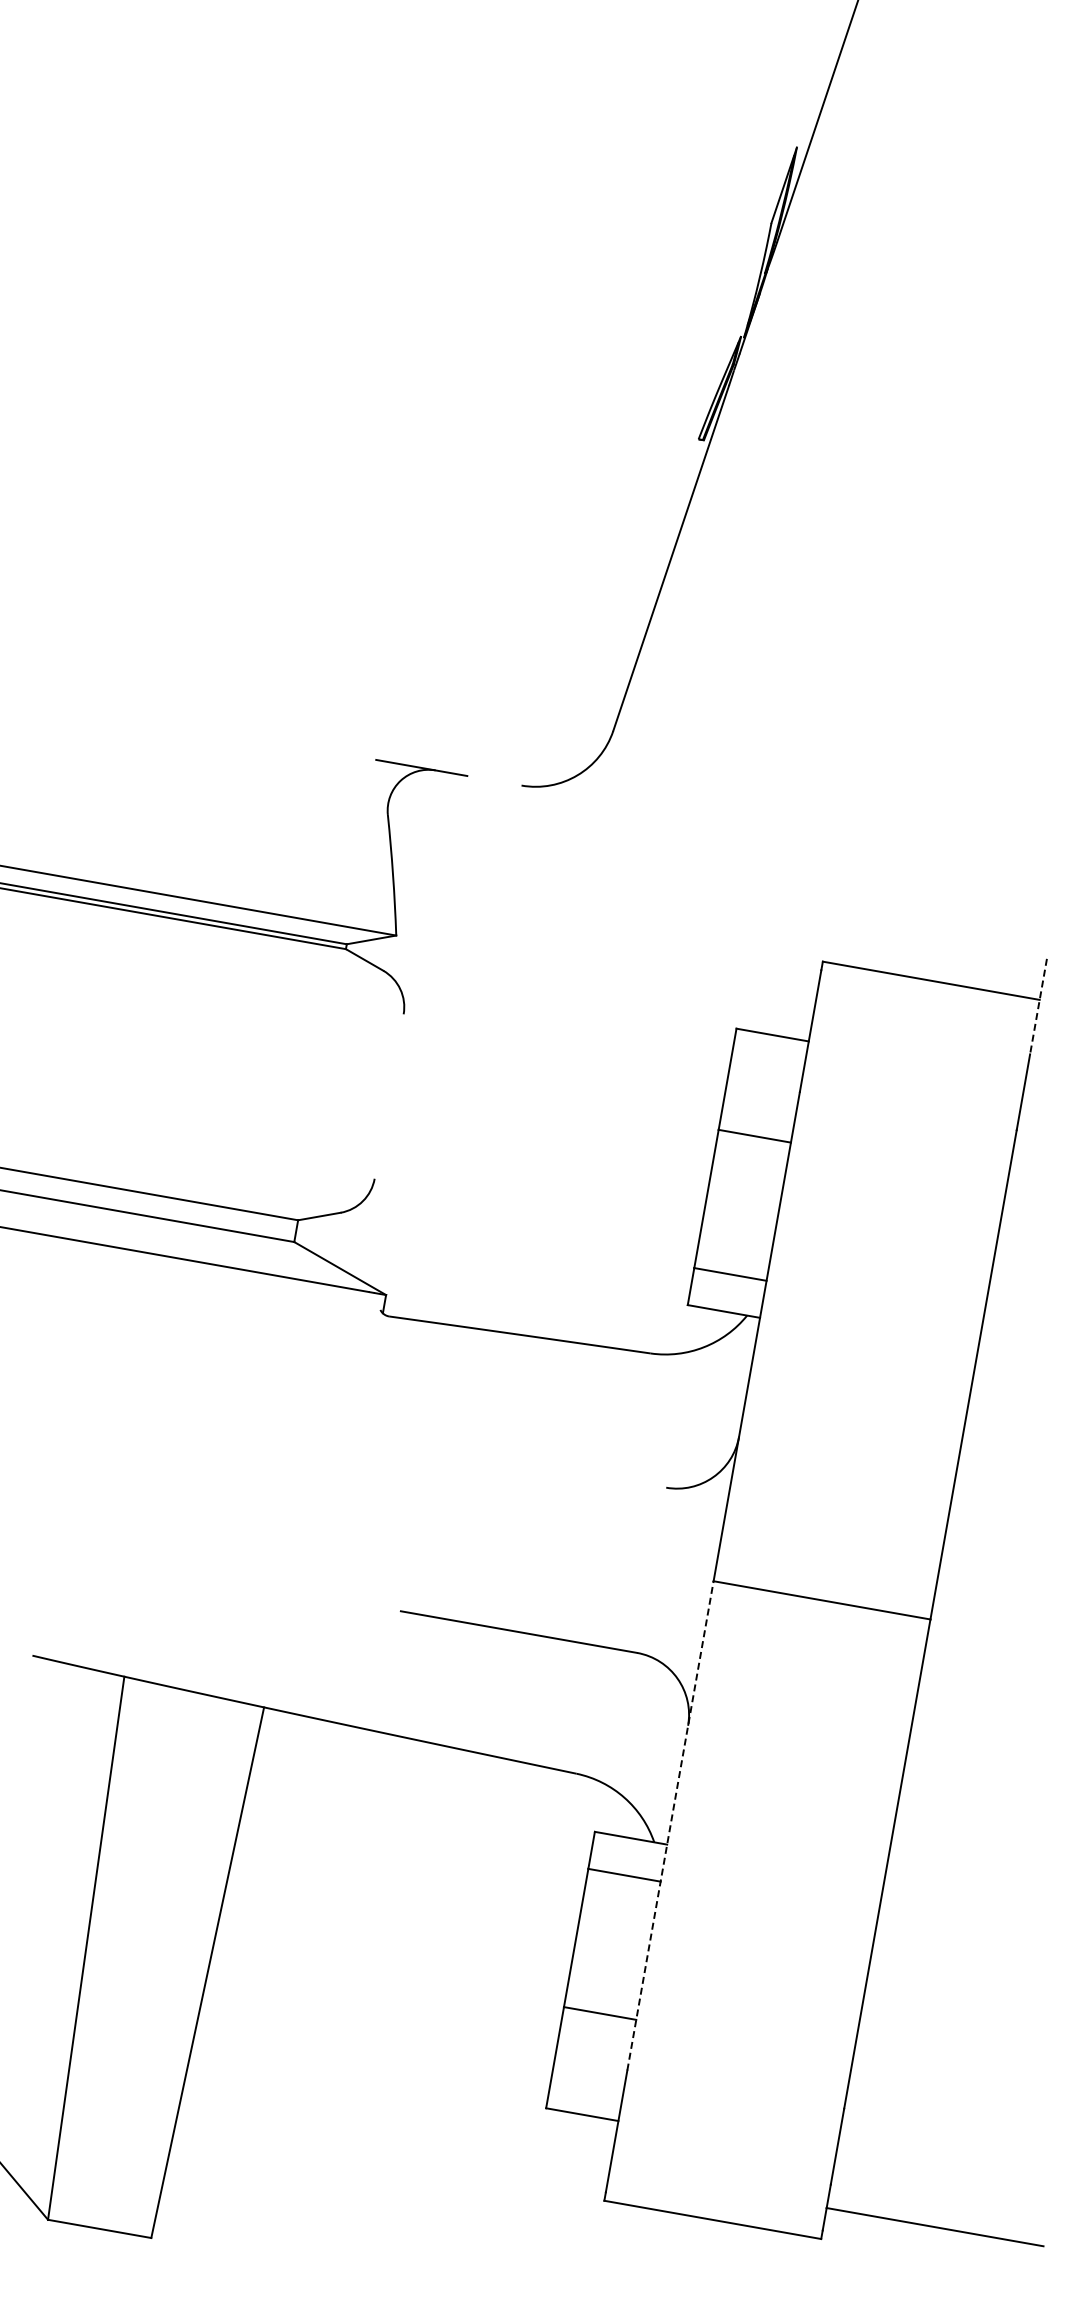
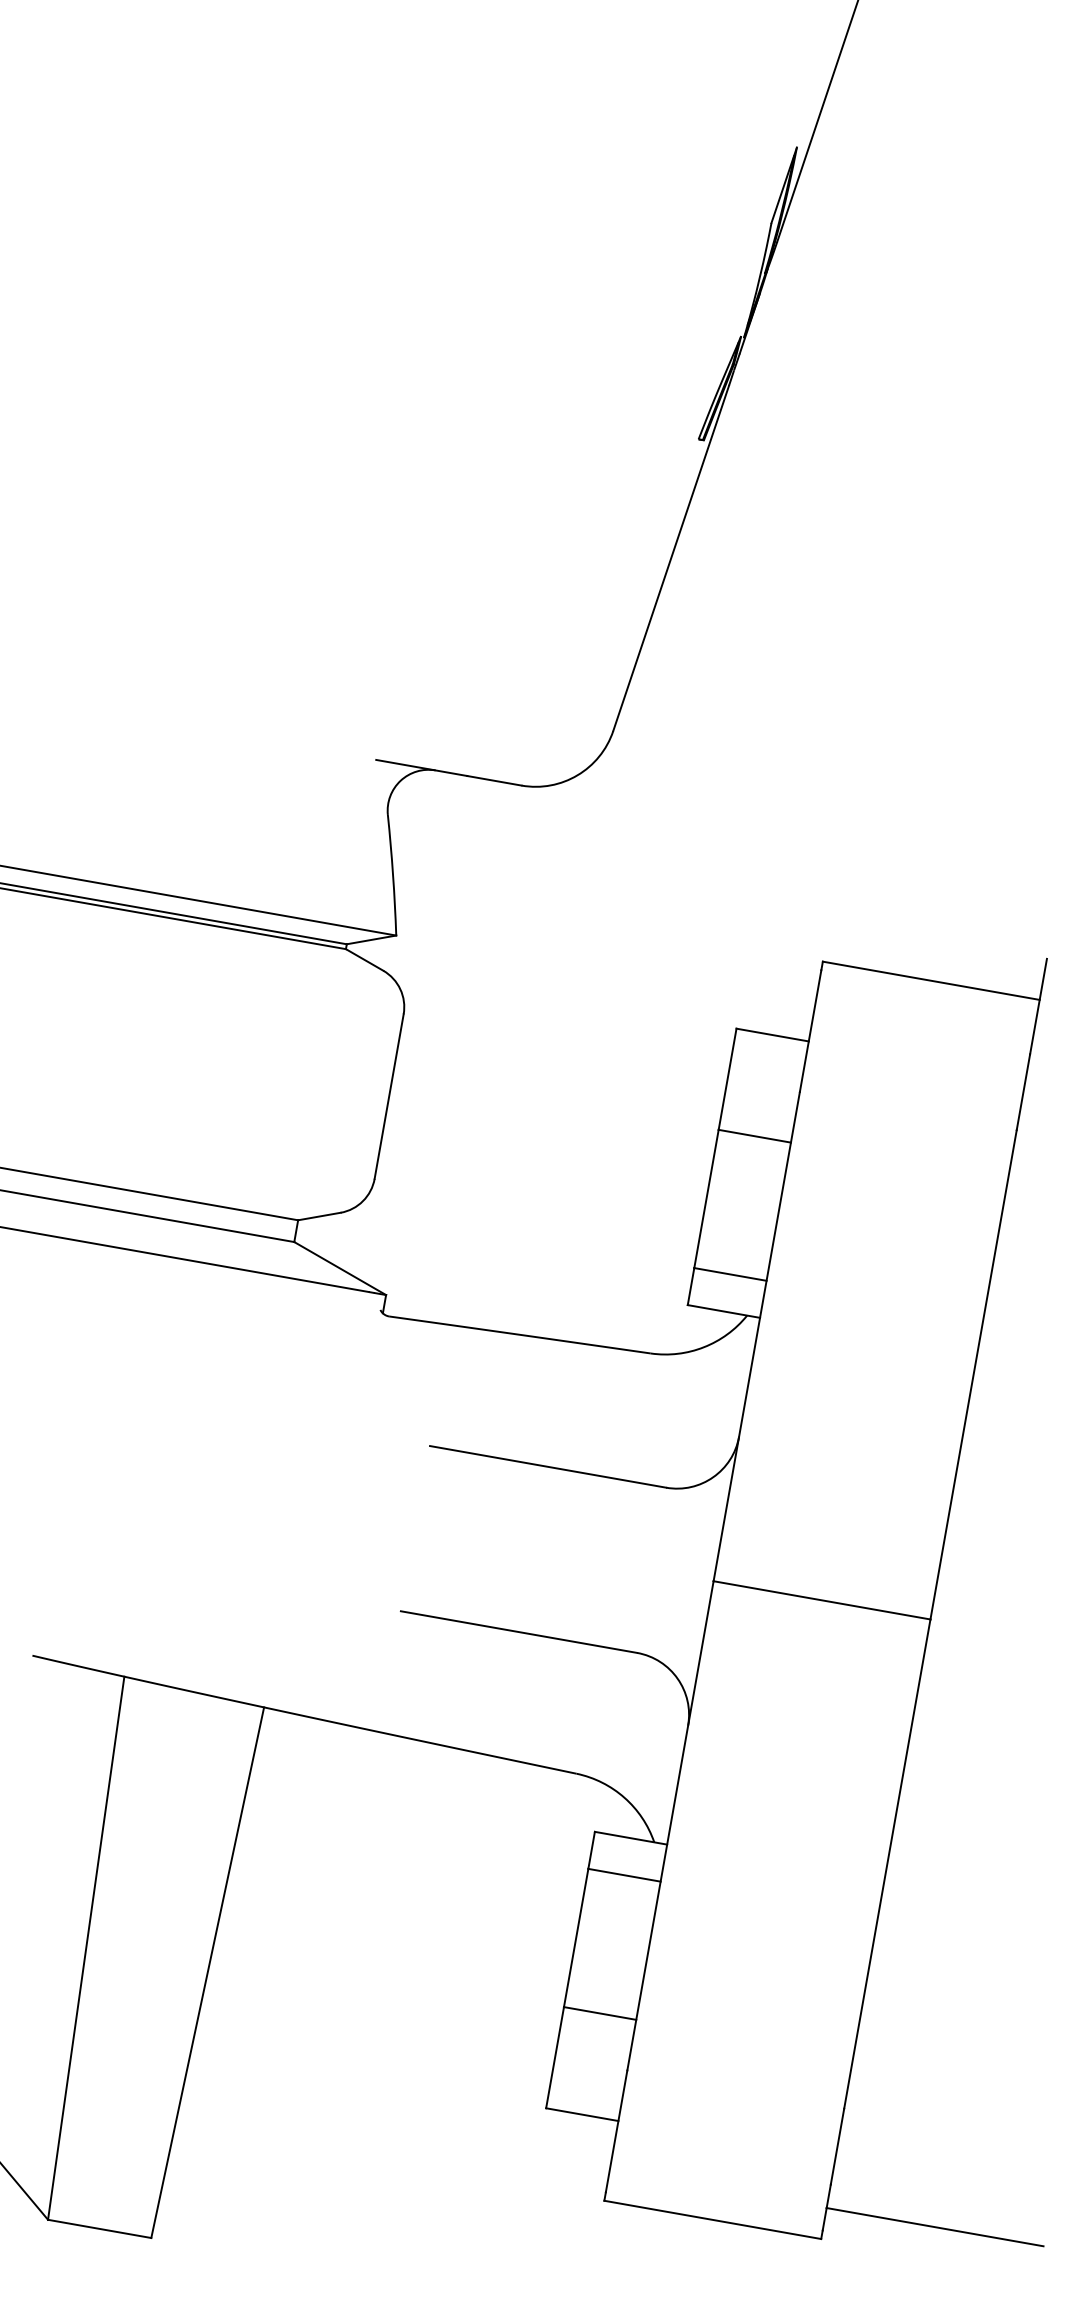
line: none -> present (494, 780)
line: dashed -> solid (1038, 1007)
line: none -> present (388, 1096)
line: none -> present (548, 1466)
line: dashed -> solid (670, 1825)
